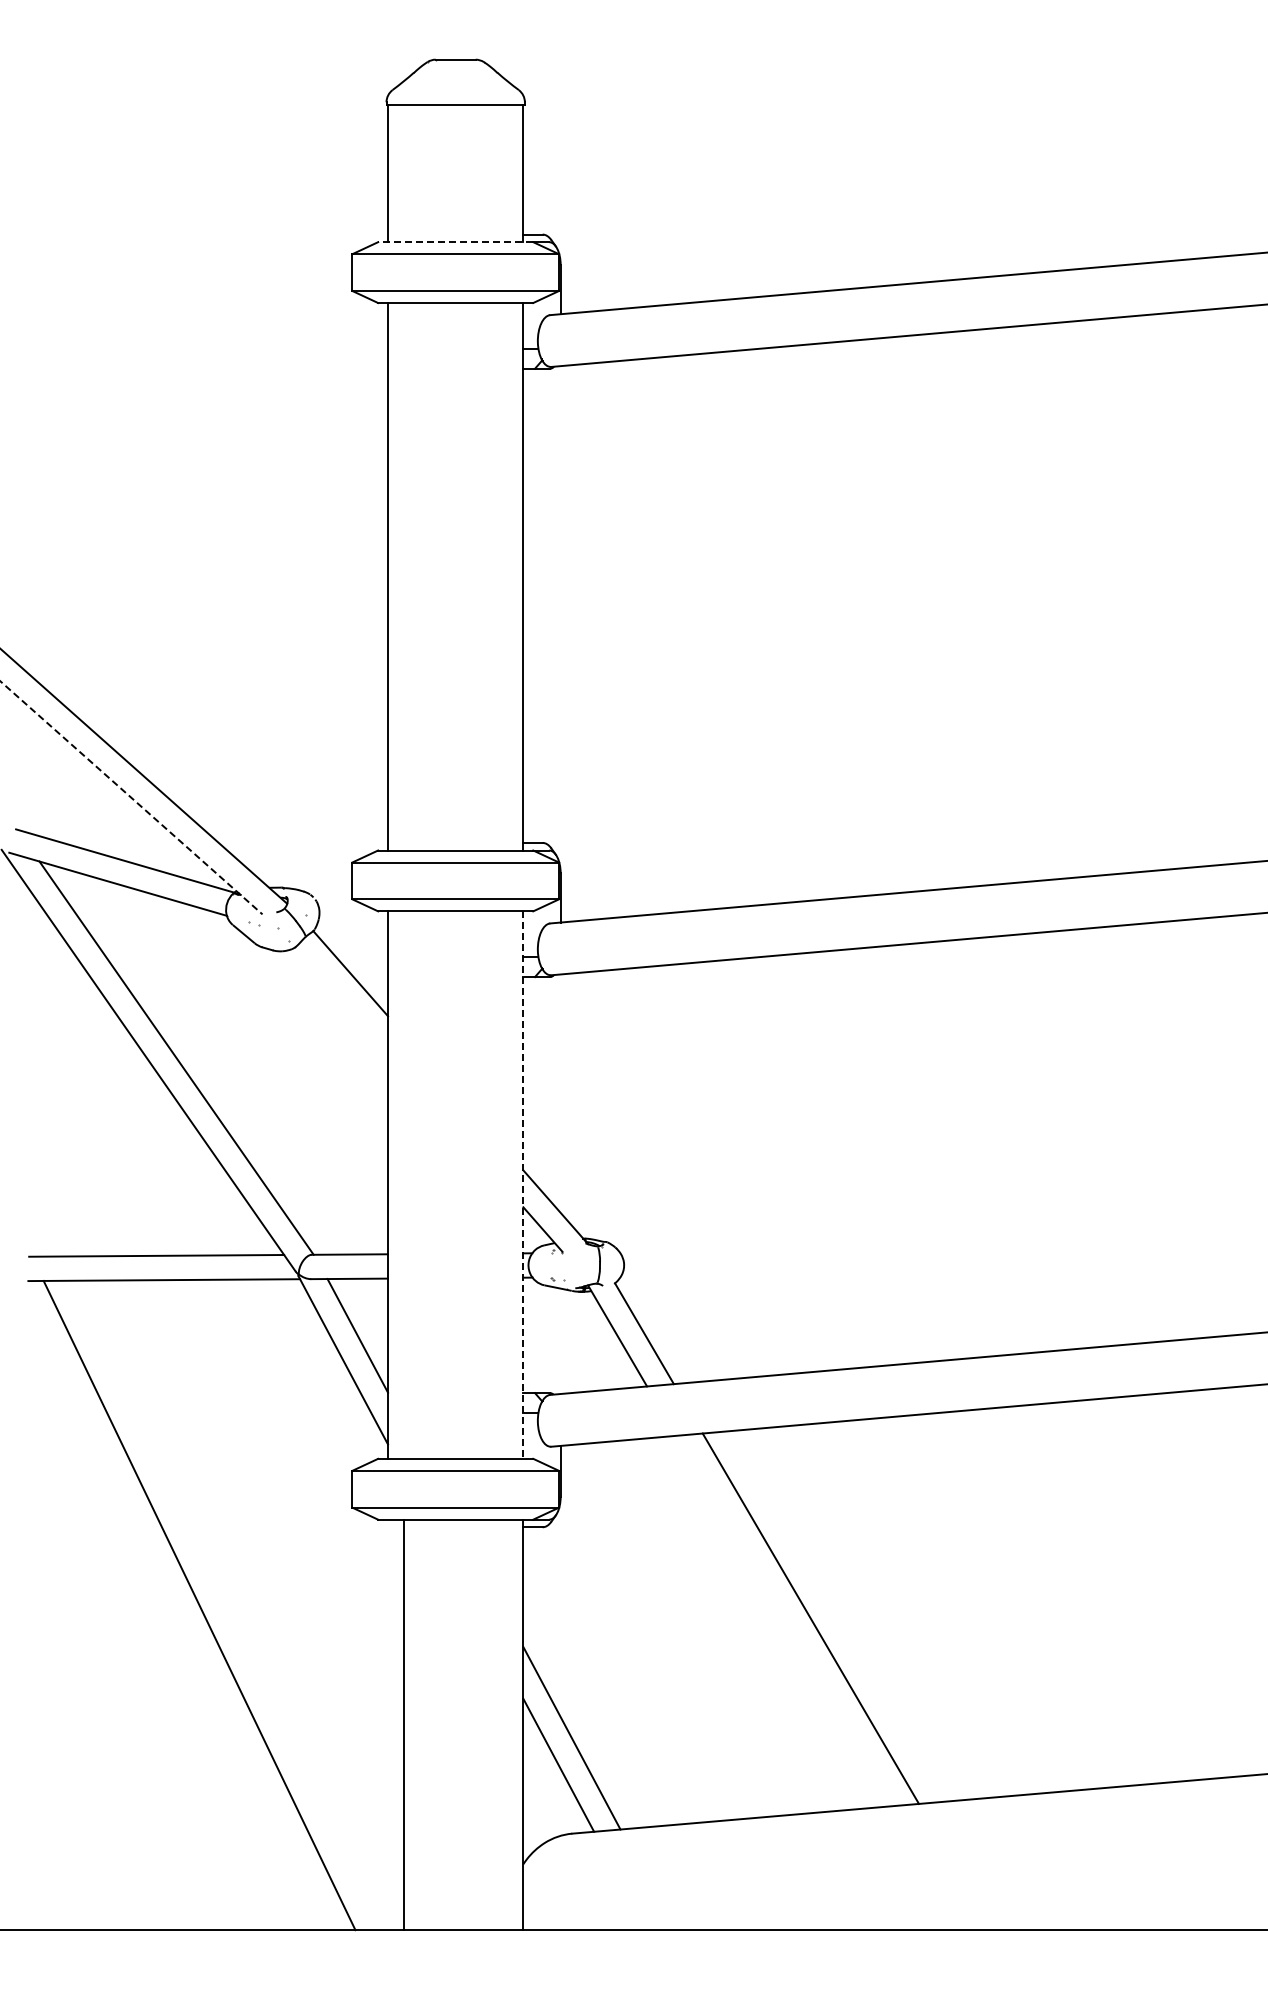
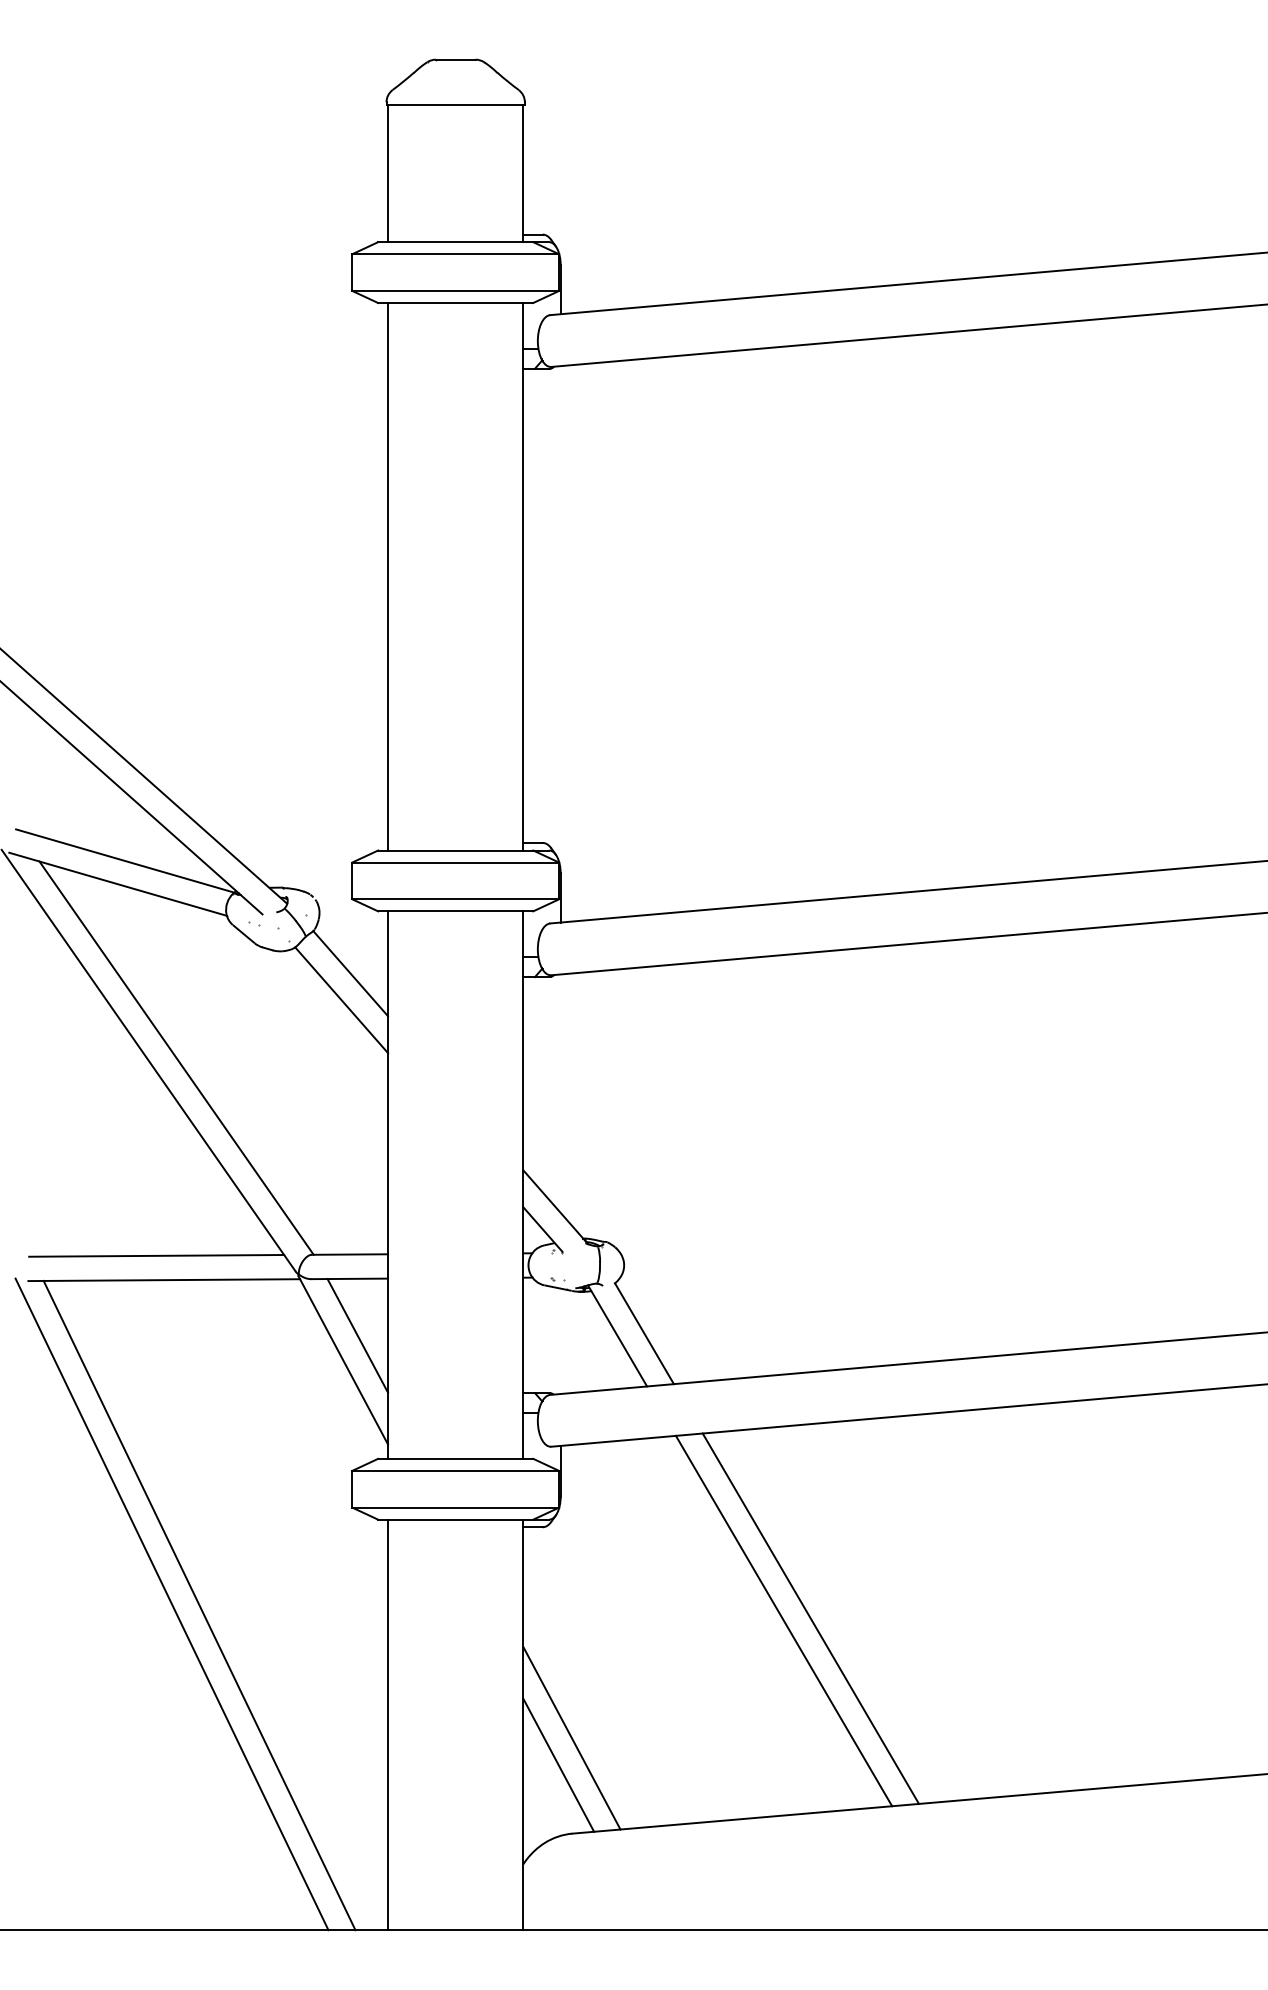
line: dashed -> solid (455, 242)
line: dashed -> solid (131, 798)
line: none -> present (341, 1000)
line: dashed -> solid (523, 1185)
line: none -> present (171, 1604)
line: none -> present (783, 1620)
line position: (404, 1724) -> (388, 1724) (388, 1724)
